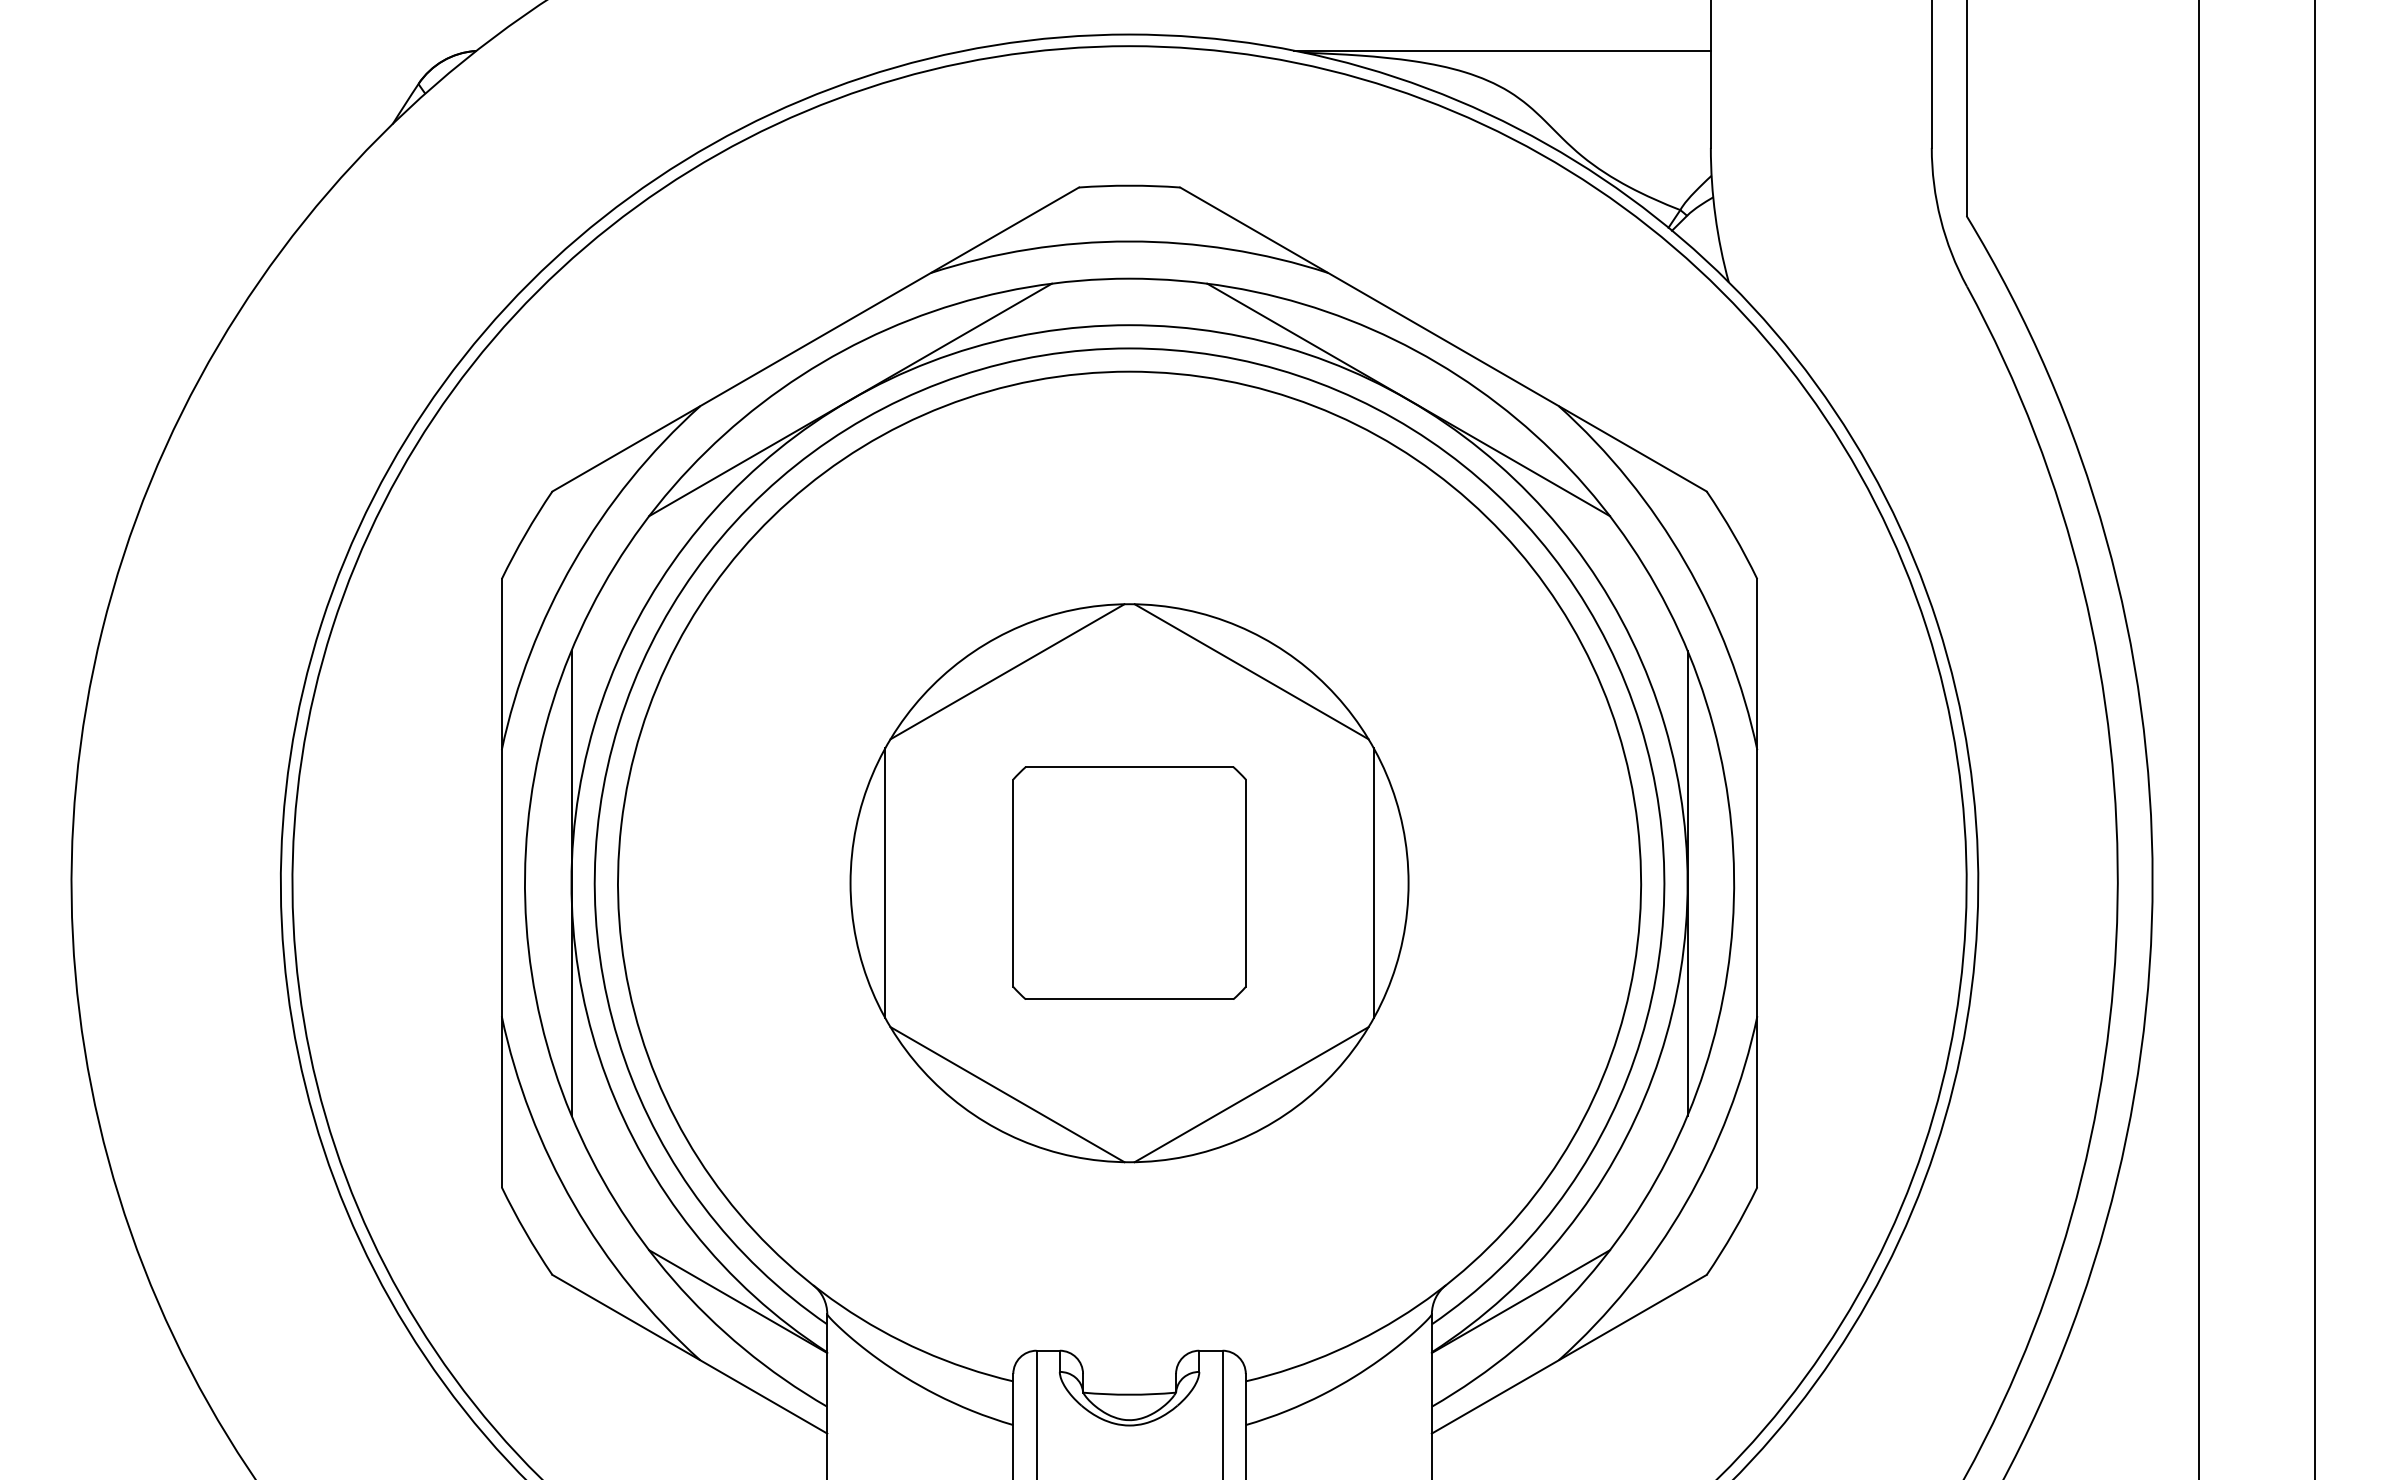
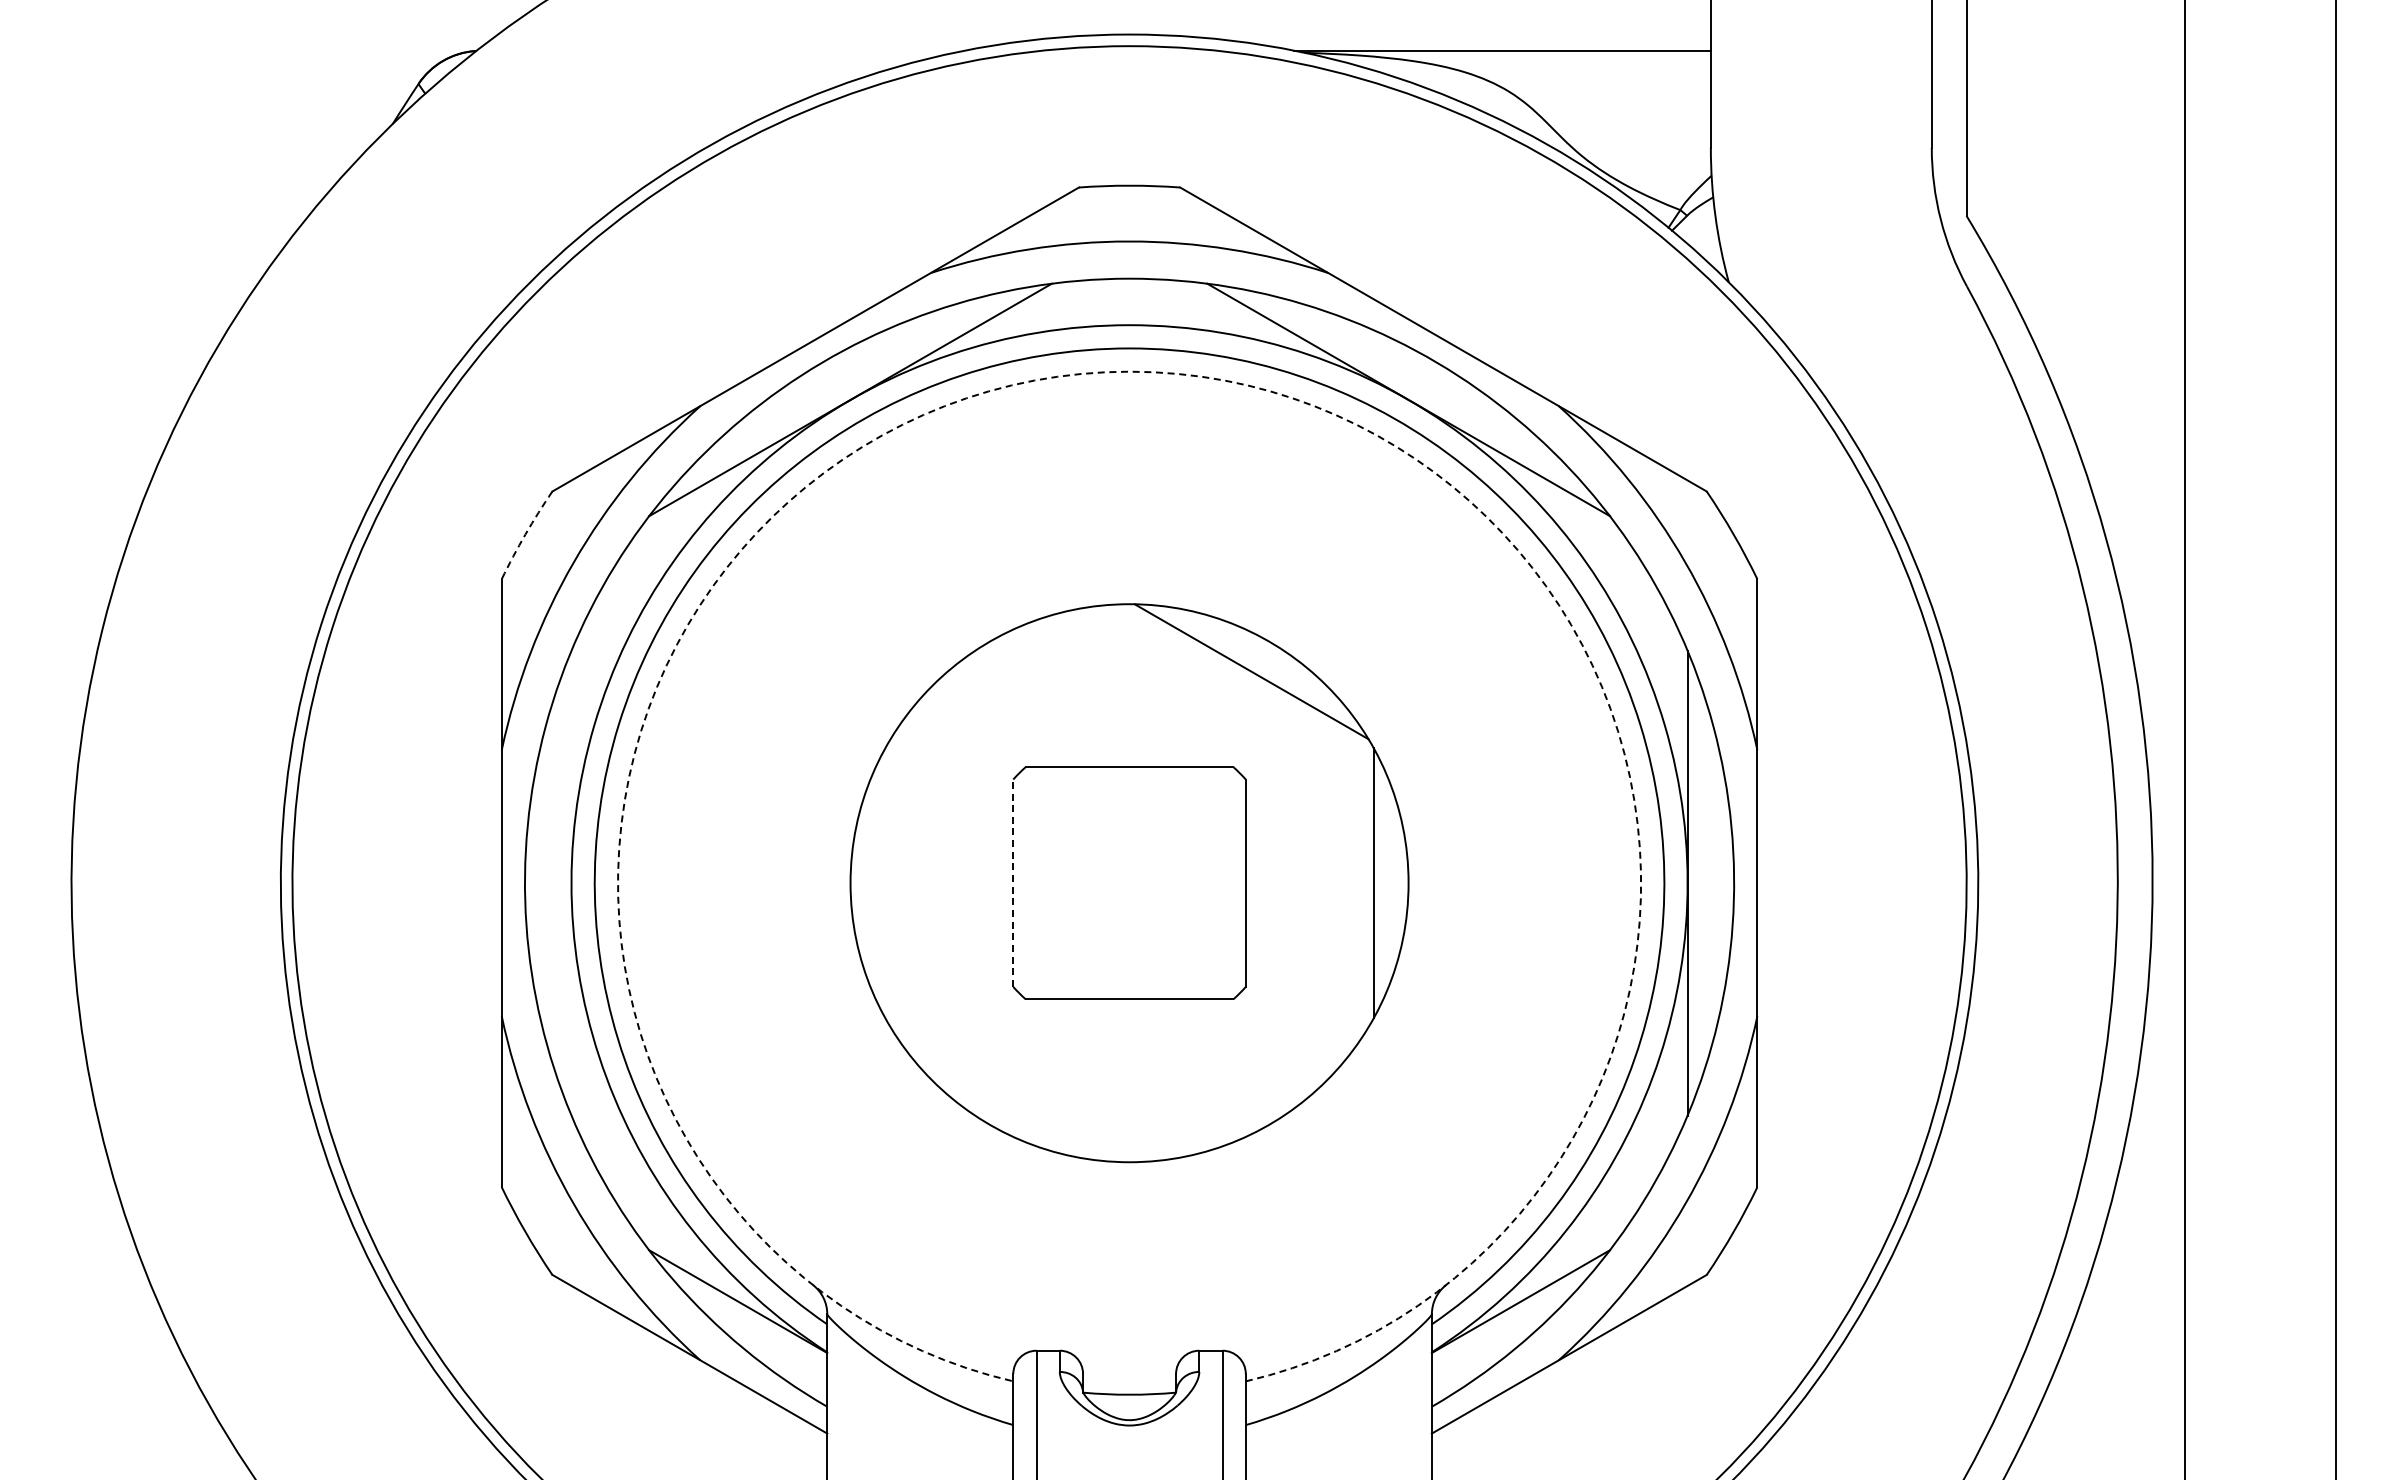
arc: solid -> dashed (1129, 371)
arc: solid -> dashed (525, 534)
line: present -> none (1007, 671)
line position: (2199, 739) -> (2185, 739) (2185, 739)
line position: (2315, 739) -> (2336, 739) (2336, 739)
line: present -> none (571, 882)
line: present -> none (885, 883)
line: solid -> dashed (1013, 883)
line: present -> none (1007, 1094)
line: present -> none (1251, 1094)
